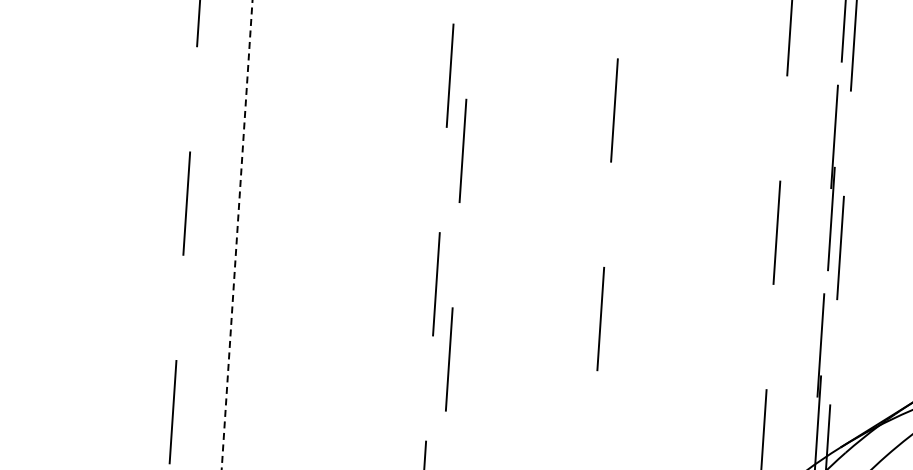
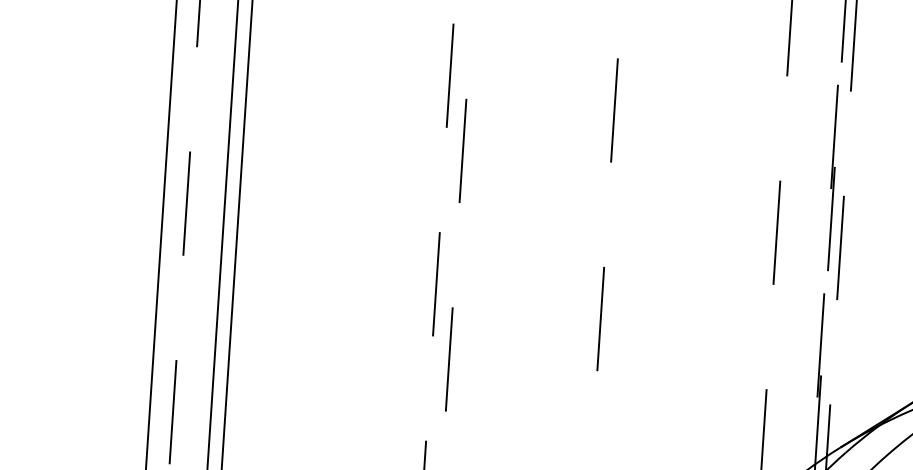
line: none -> present (161, 234)
line: none -> present (222, 234)
line: dashed -> solid (237, 234)
